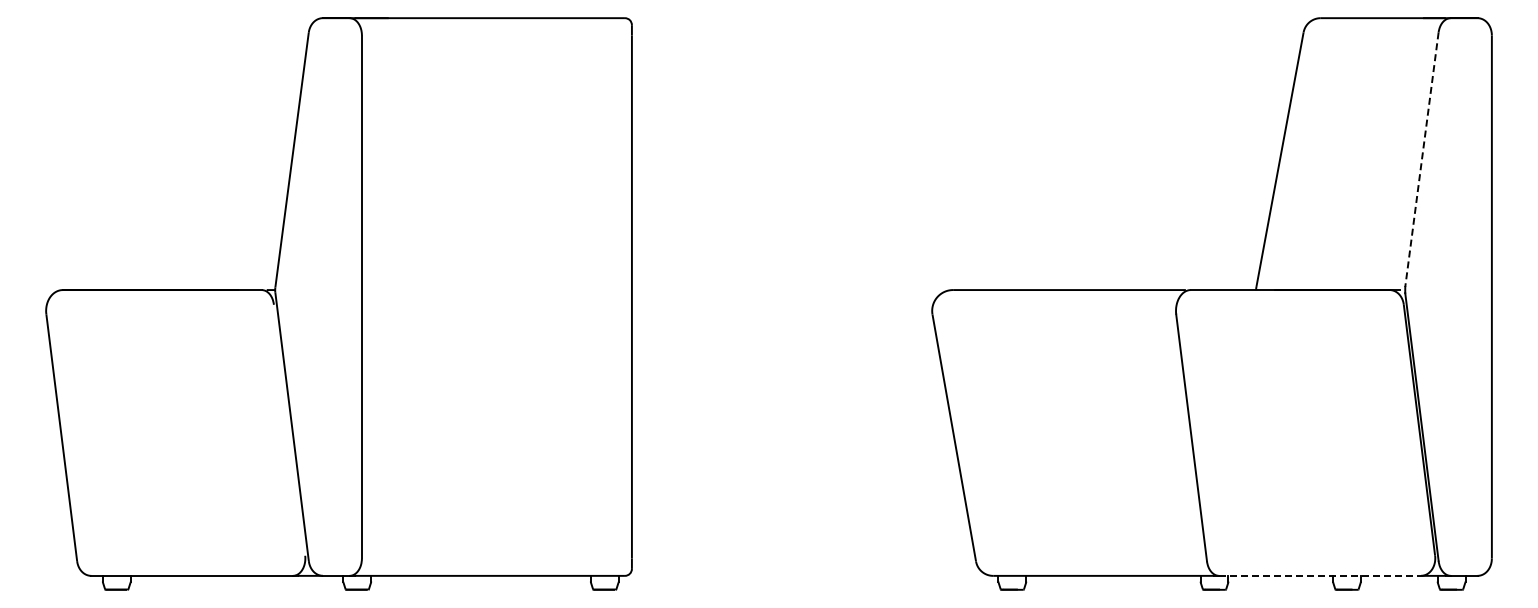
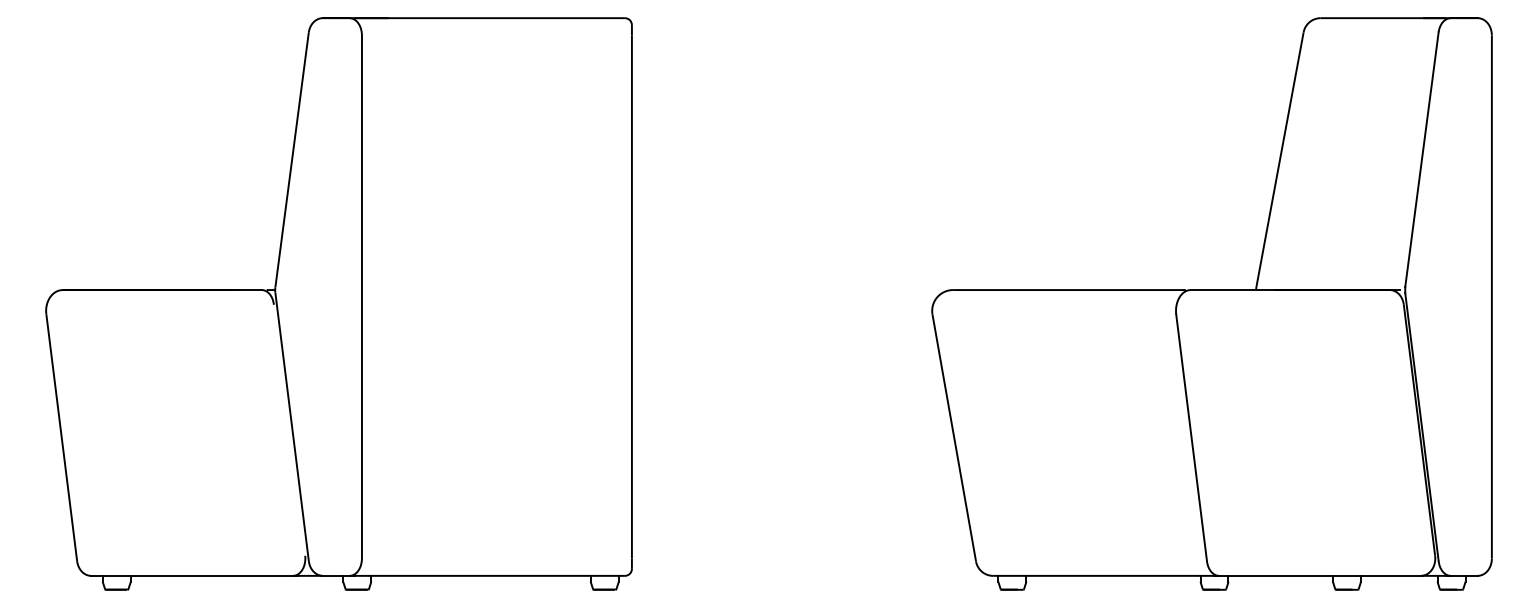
line: dashed -> solid (1421, 160)
line: dashed -> solid (1320, 575)
